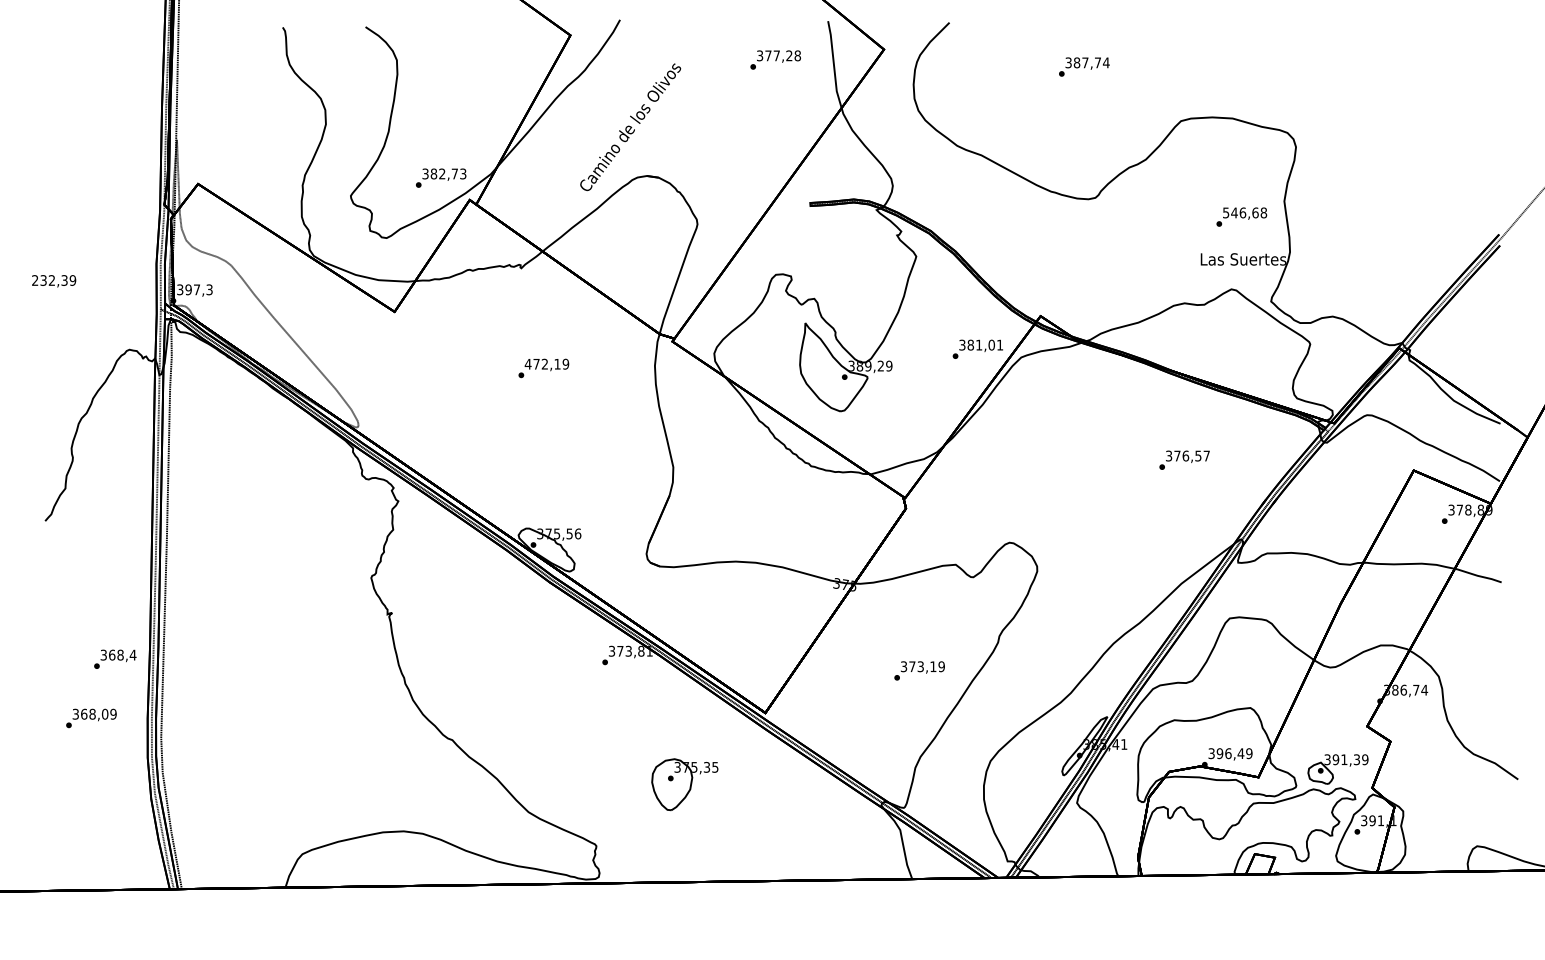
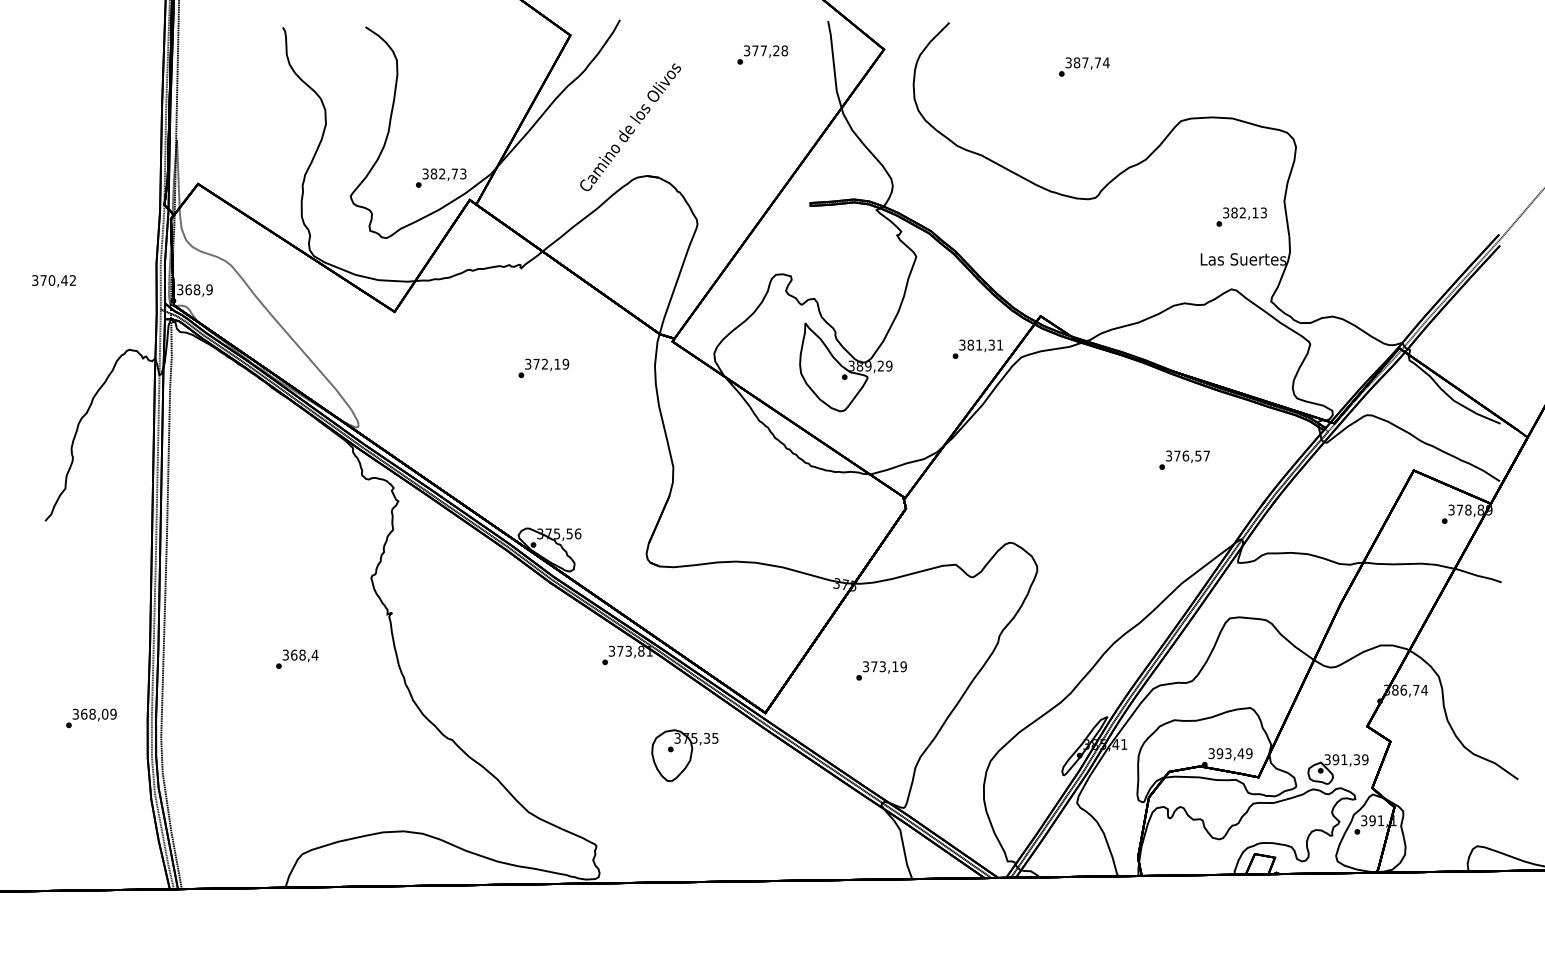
text position: (775, 59) -> (762, 54) (762, 54)
text: 546,68 -> 382,13 (1245, 212)
text: 232,39 -> 370,42 (54, 280)
text: 397,3 -> 368,9 (198, 289)
text: 381,01 -> 381,31 (991, 344)
text: 472,19 -> 372,19 (527, 363)
text position: (115, 658) -> (297, 658) (297, 658)
text position: (919, 670) -> (881, 670) (881, 670)
text: 396,49 -> 393,49 (1228, 753)
part position: (684, 784) -> (684, 755) (684, 755)
